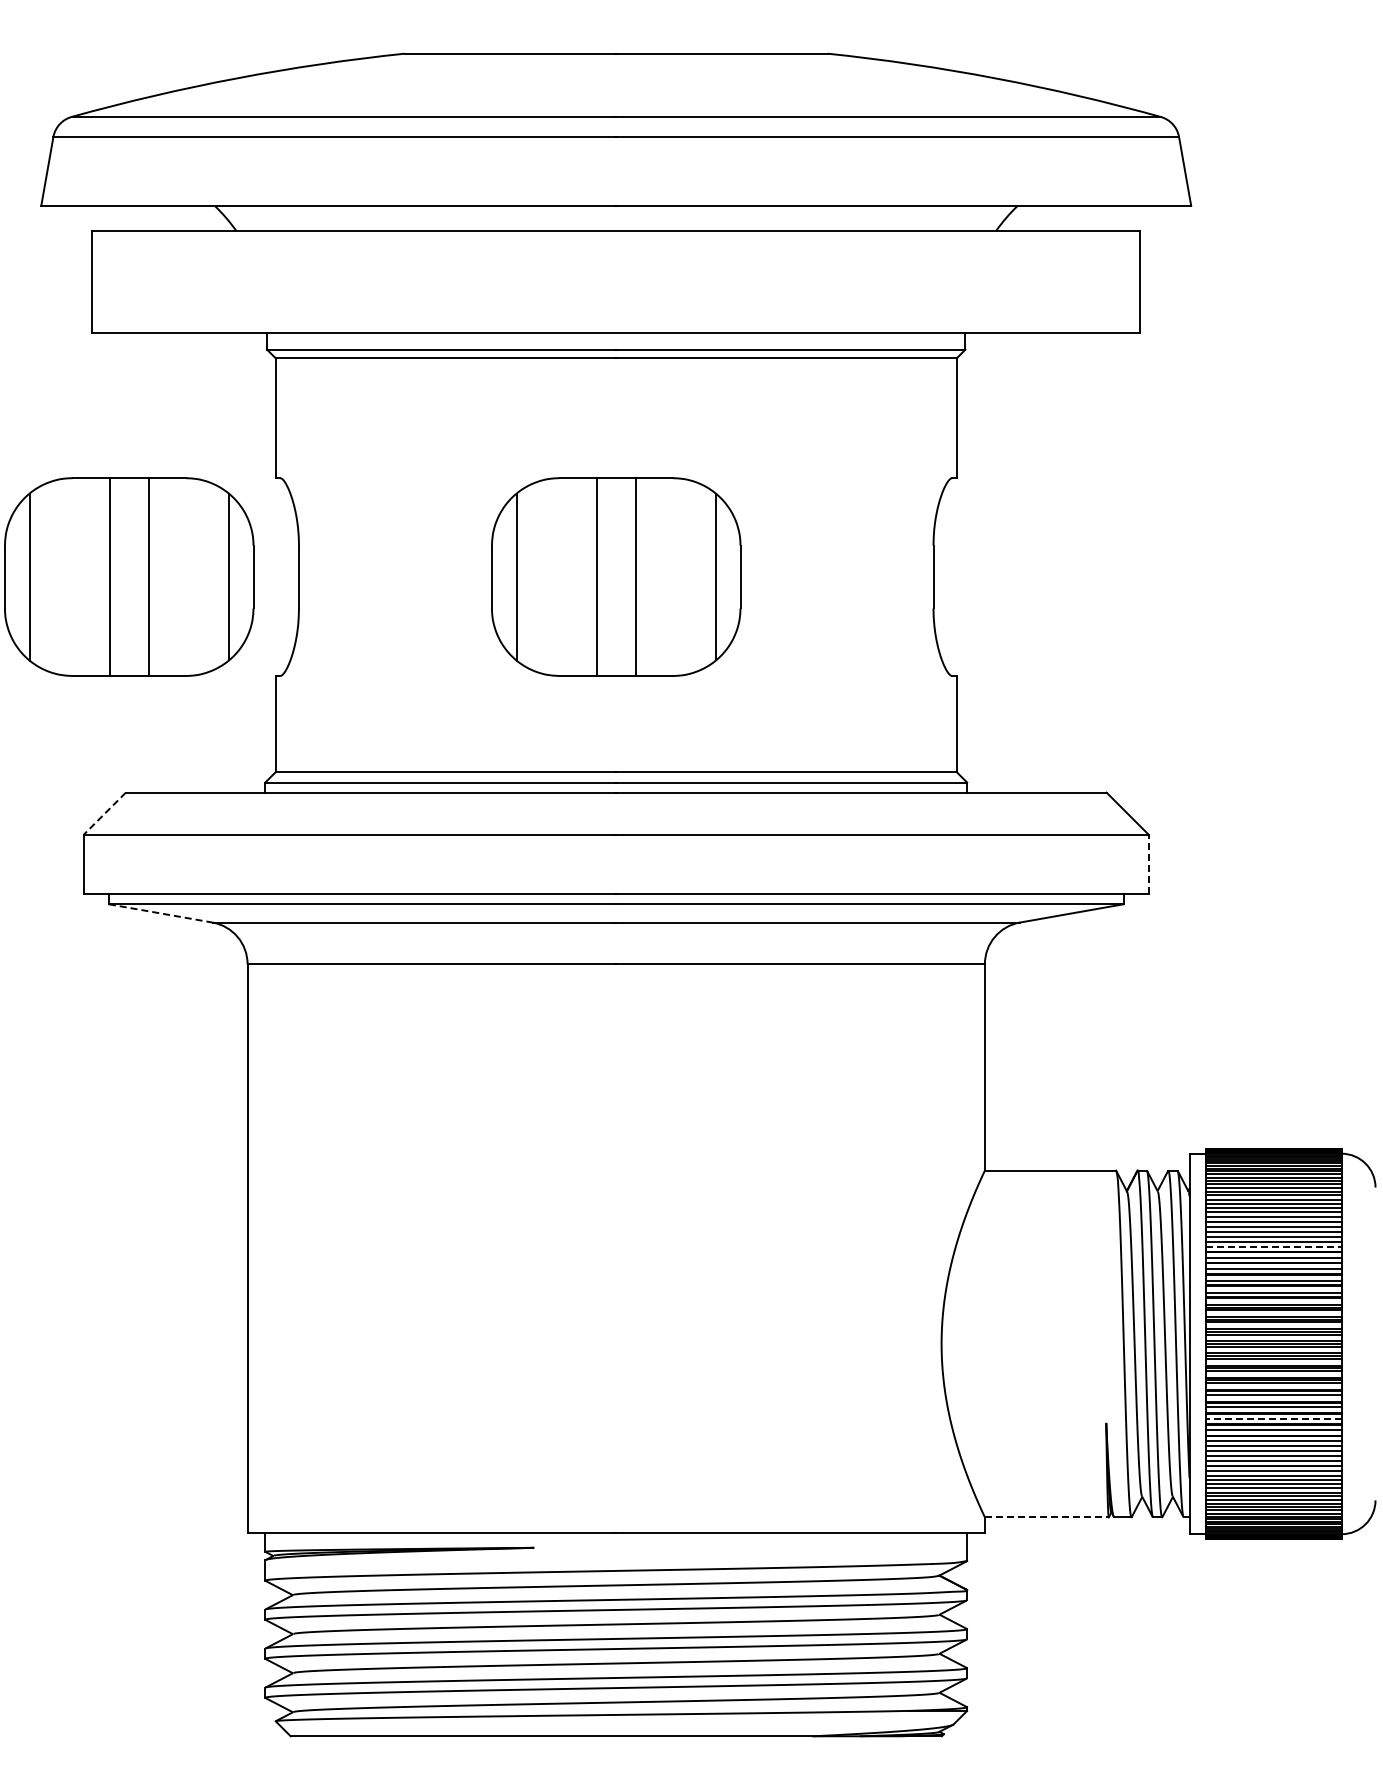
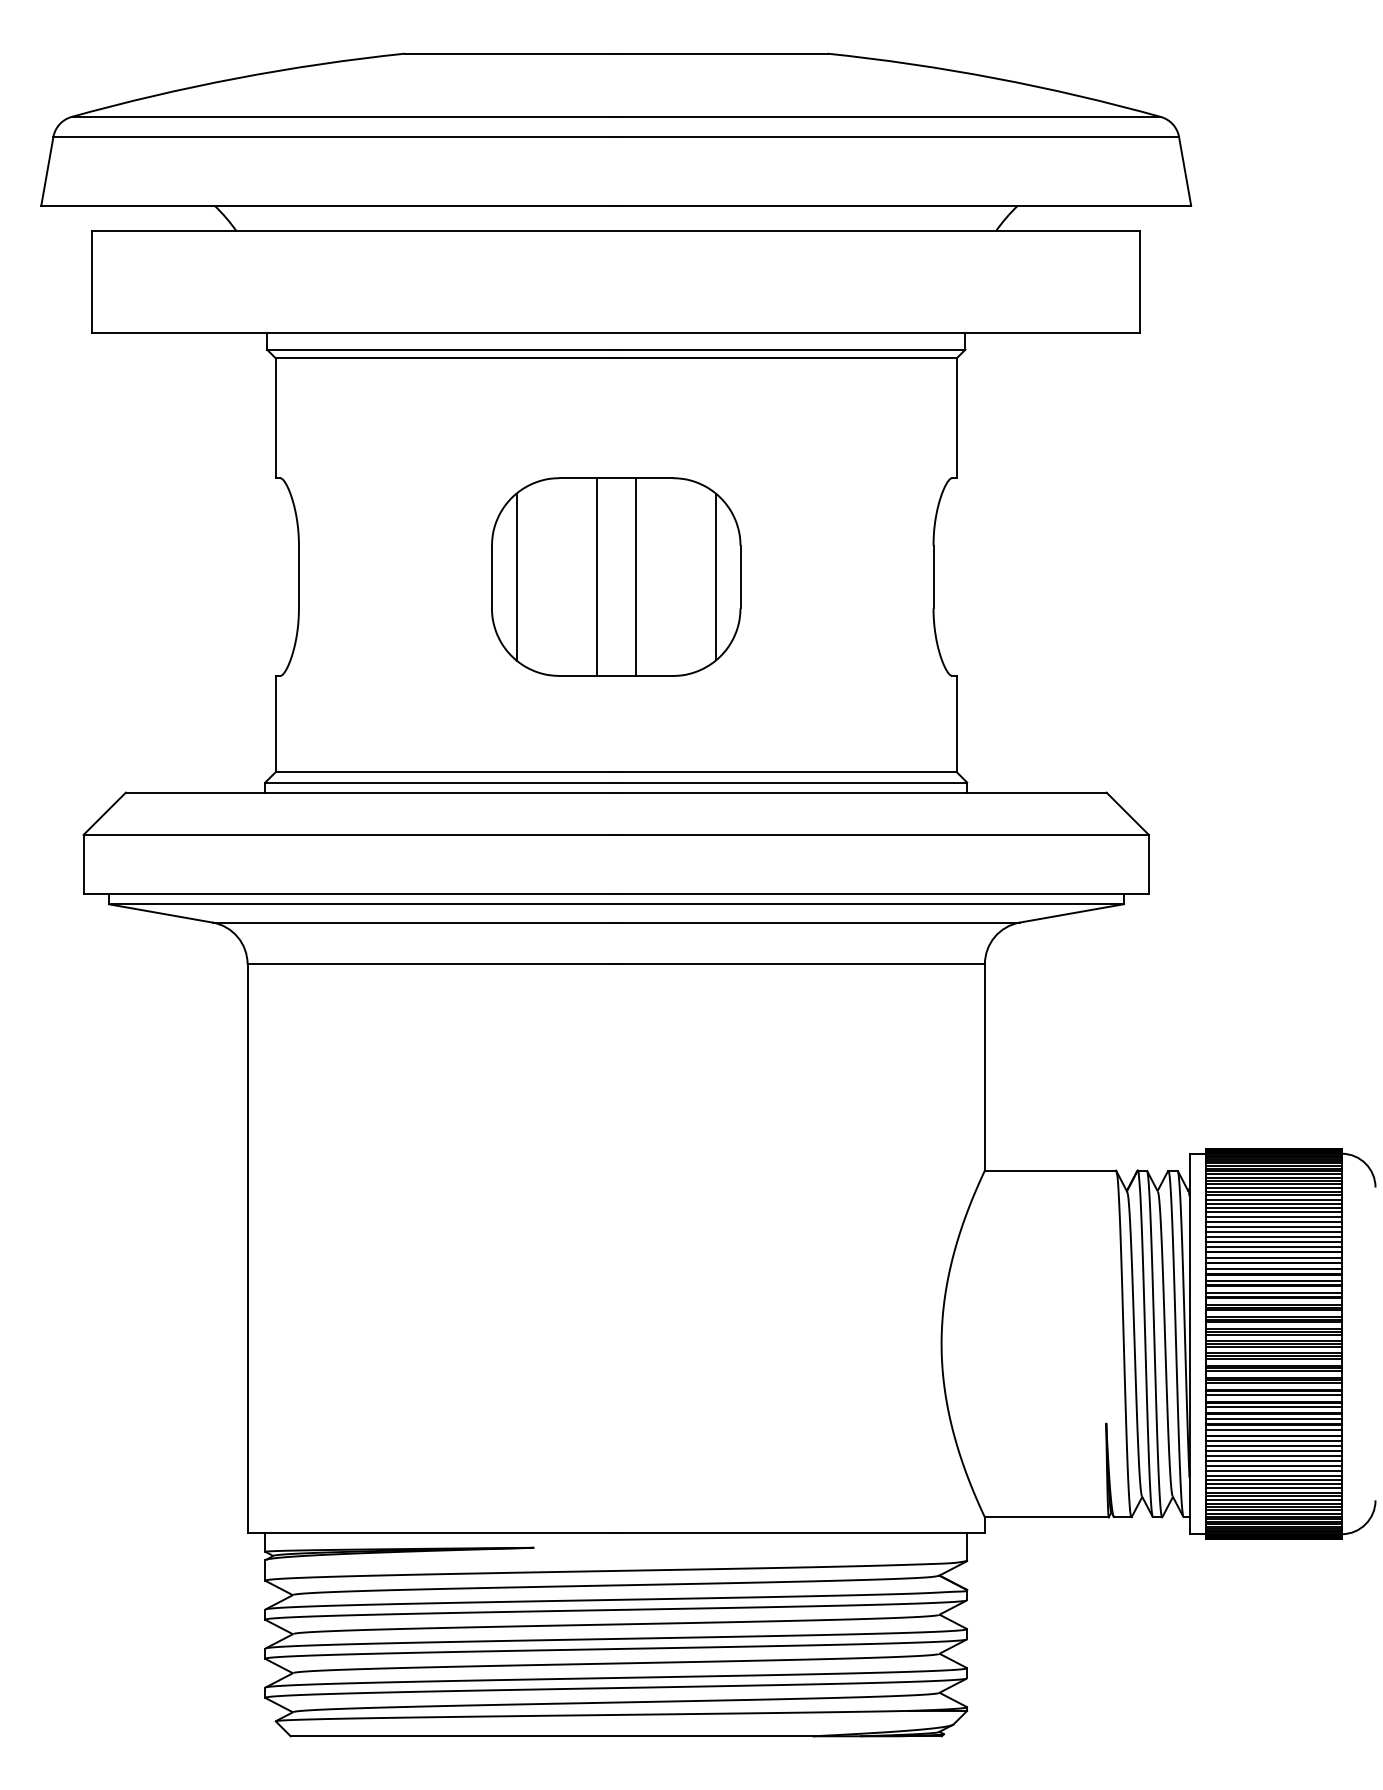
part: present -> none (129, 576)
line: dashed -> solid (104, 813)
line: dashed -> solid (1148, 864)
line: dashed -> solid (160, 913)
line: dashed -> solid (1274, 1247)
line: dashed -> solid (1274, 1418)
line: dashed -> solid (1046, 1517)
